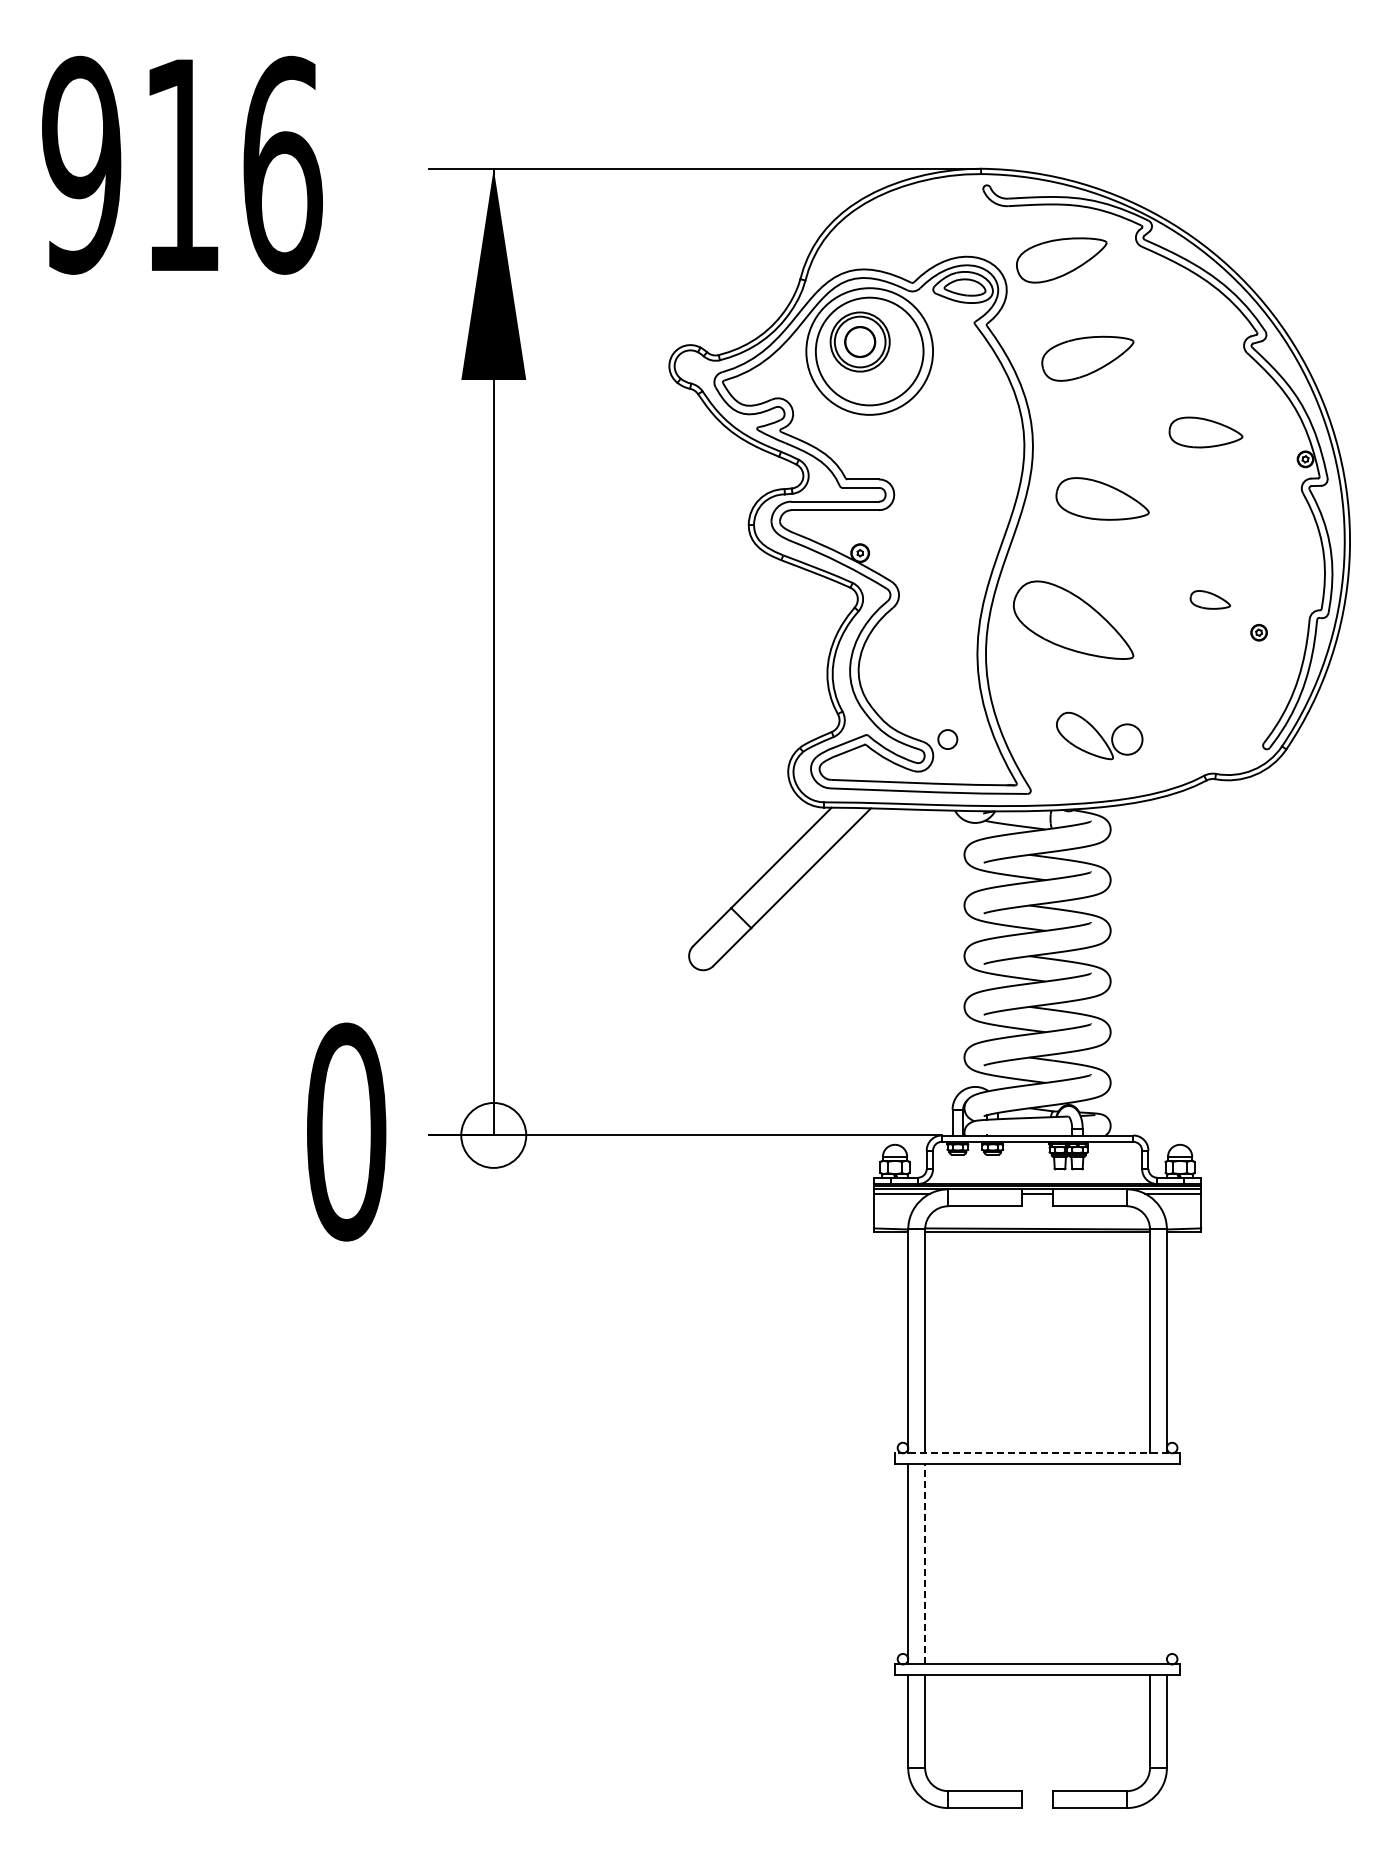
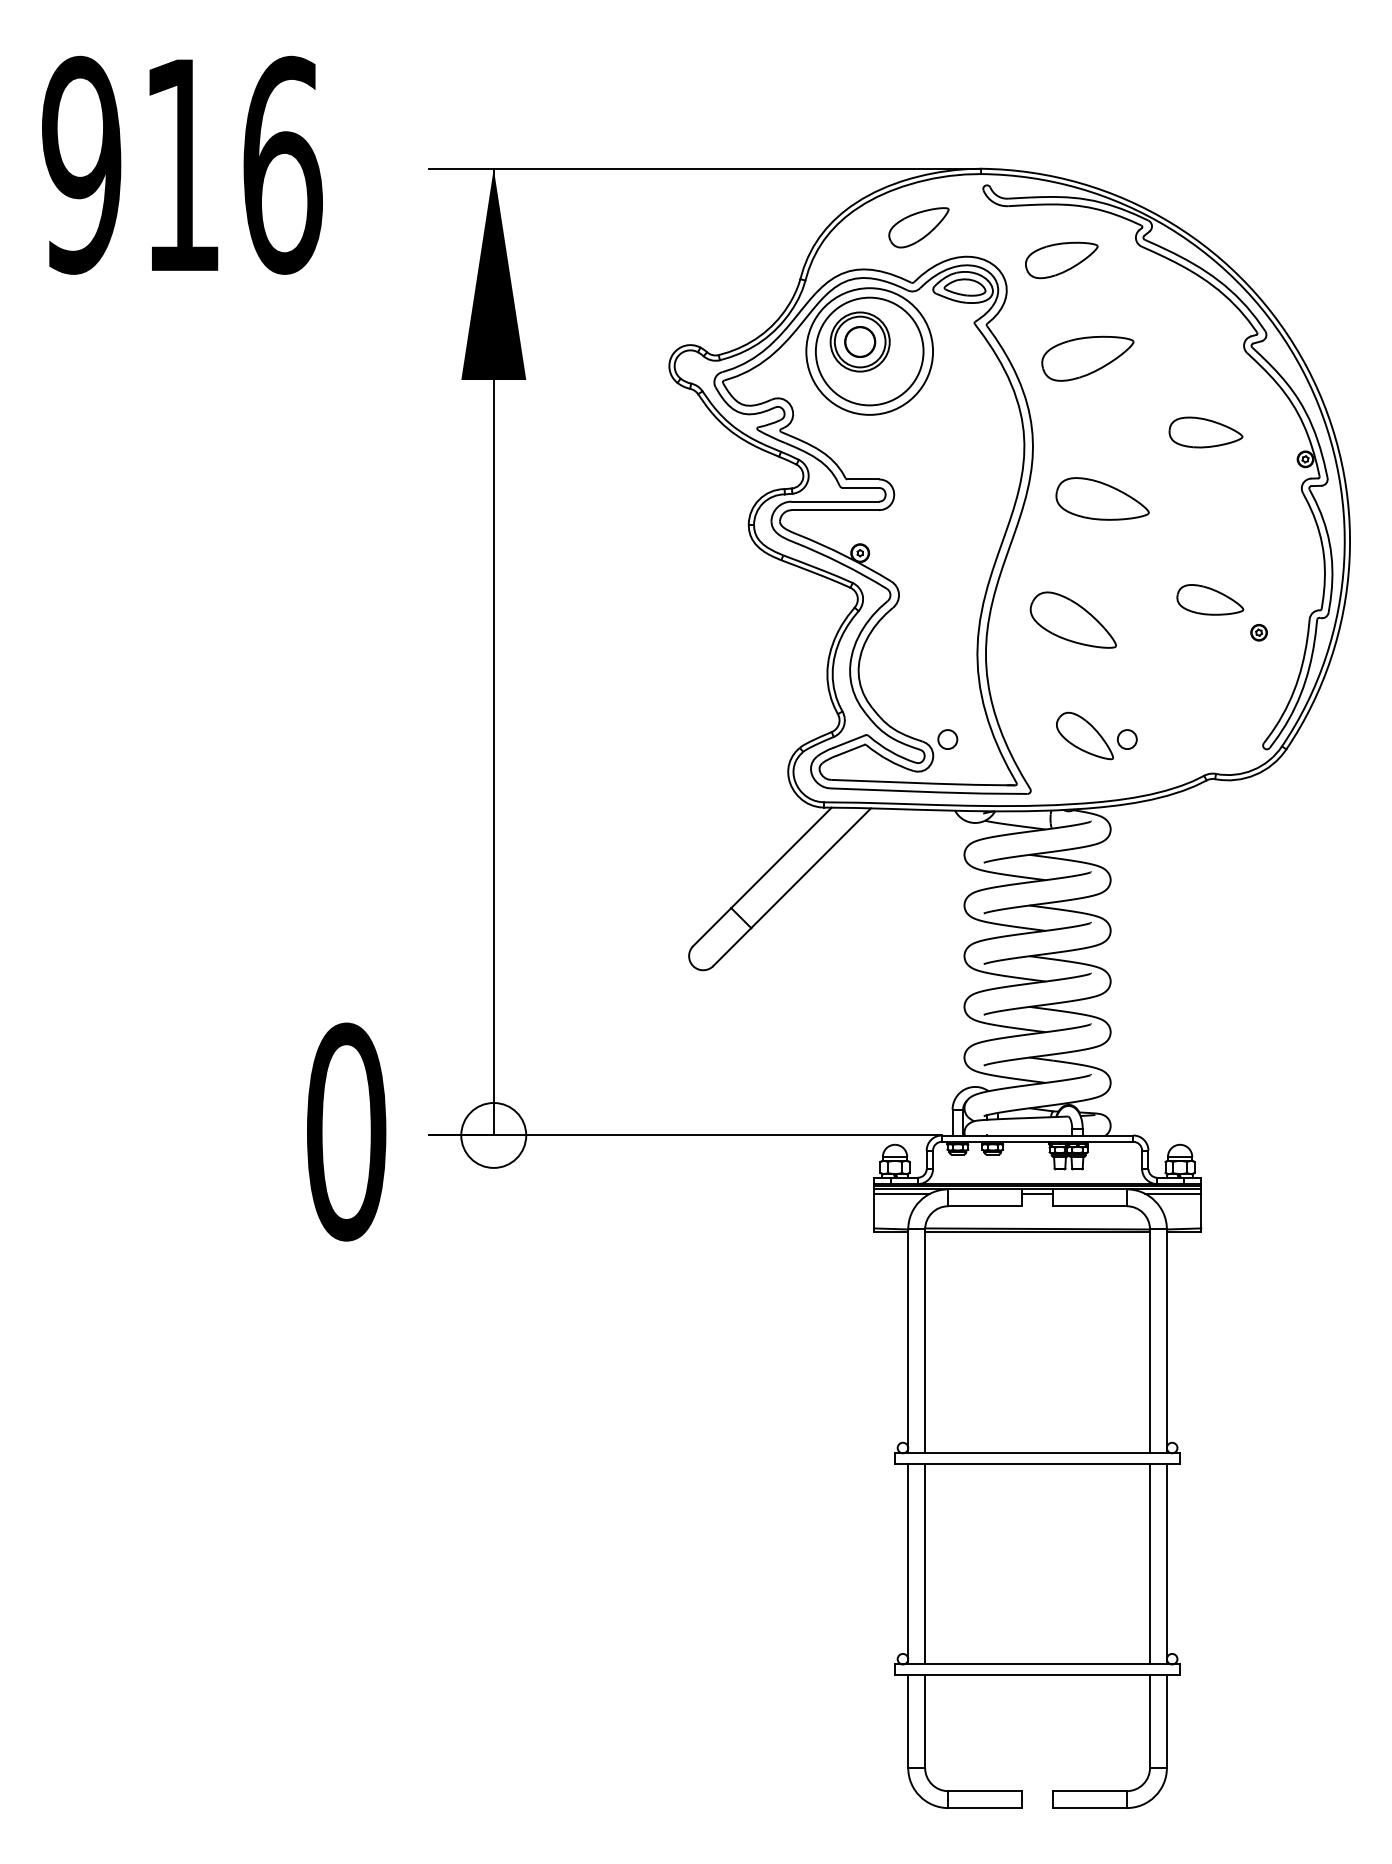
part: none -> present (918, 227)
part size: 92x47 px -> 74x39 px (1061, 260)
part size: 43x20 px -> 69x32 px (1210, 599)
part size: 123x80 px -> 88x58 px (1072, 619)
circle diameter: 30 px -> 19 px (1126, 739)
line: dashed -> solid (1037, 1453)
line: dashed -> solid (925, 1563)
line: none -> present (1150, 1563)
line: none -> present (1166, 1563)
